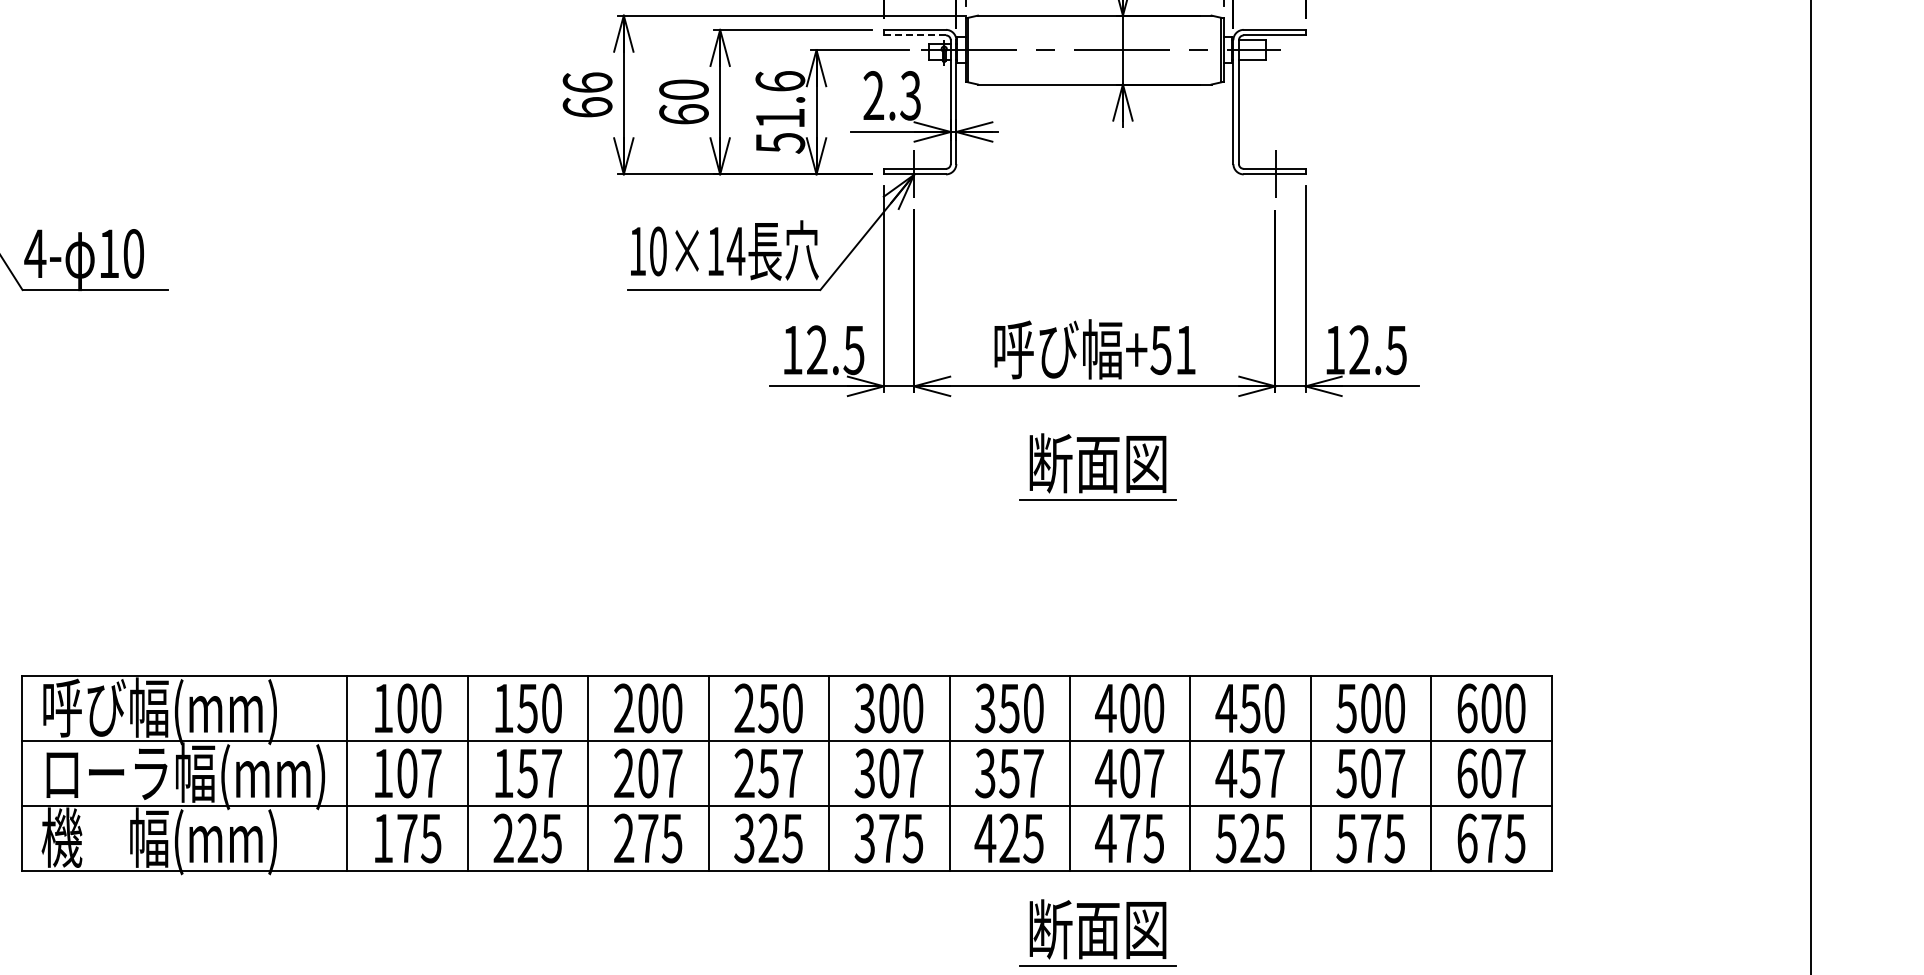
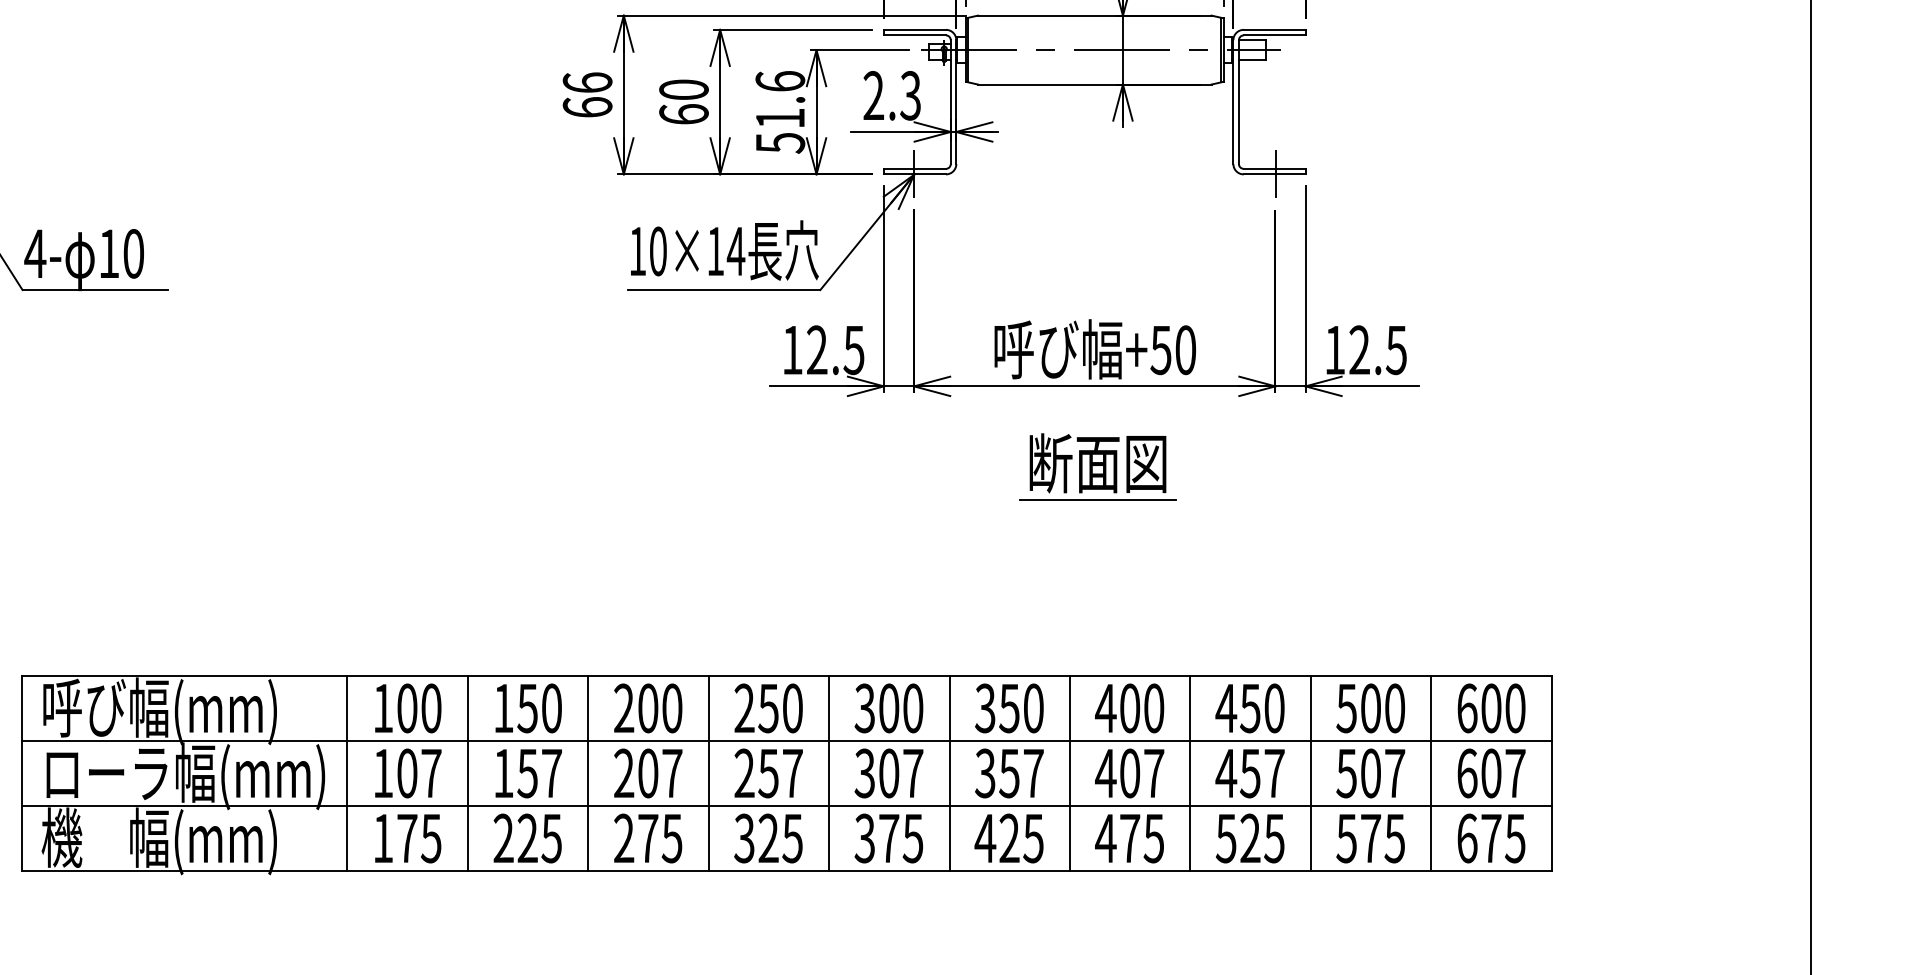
line: dashed -> solid (915, 35)
text: +51 -> +50 (1185, 350)
part: present -> none (1097, 932)
